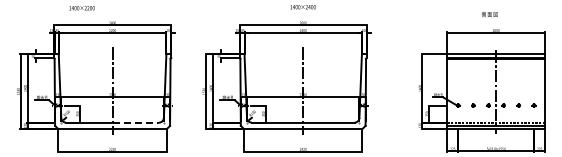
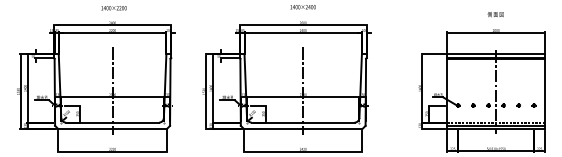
text position: (81, 8) -> (113, 8) (113, 8)
text position: (489, 14) -> (495, 14) (495, 14)
line: dashed -> solid (136, 122)
